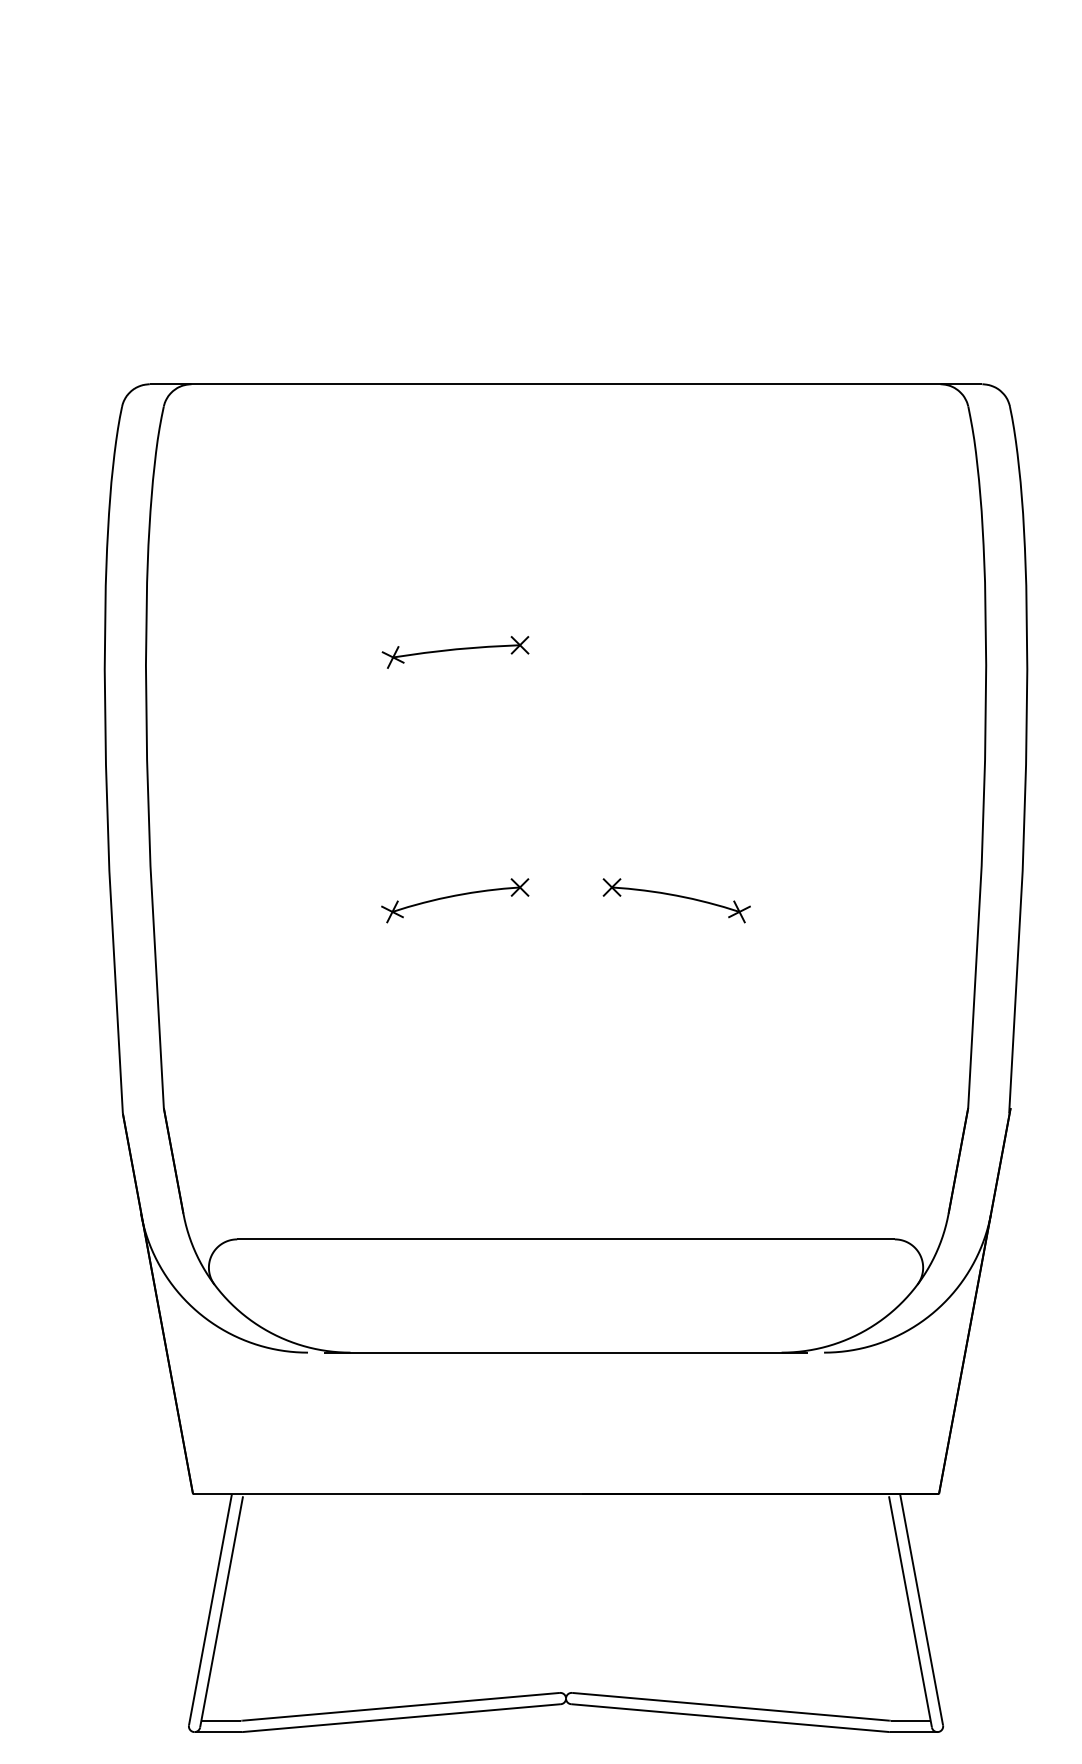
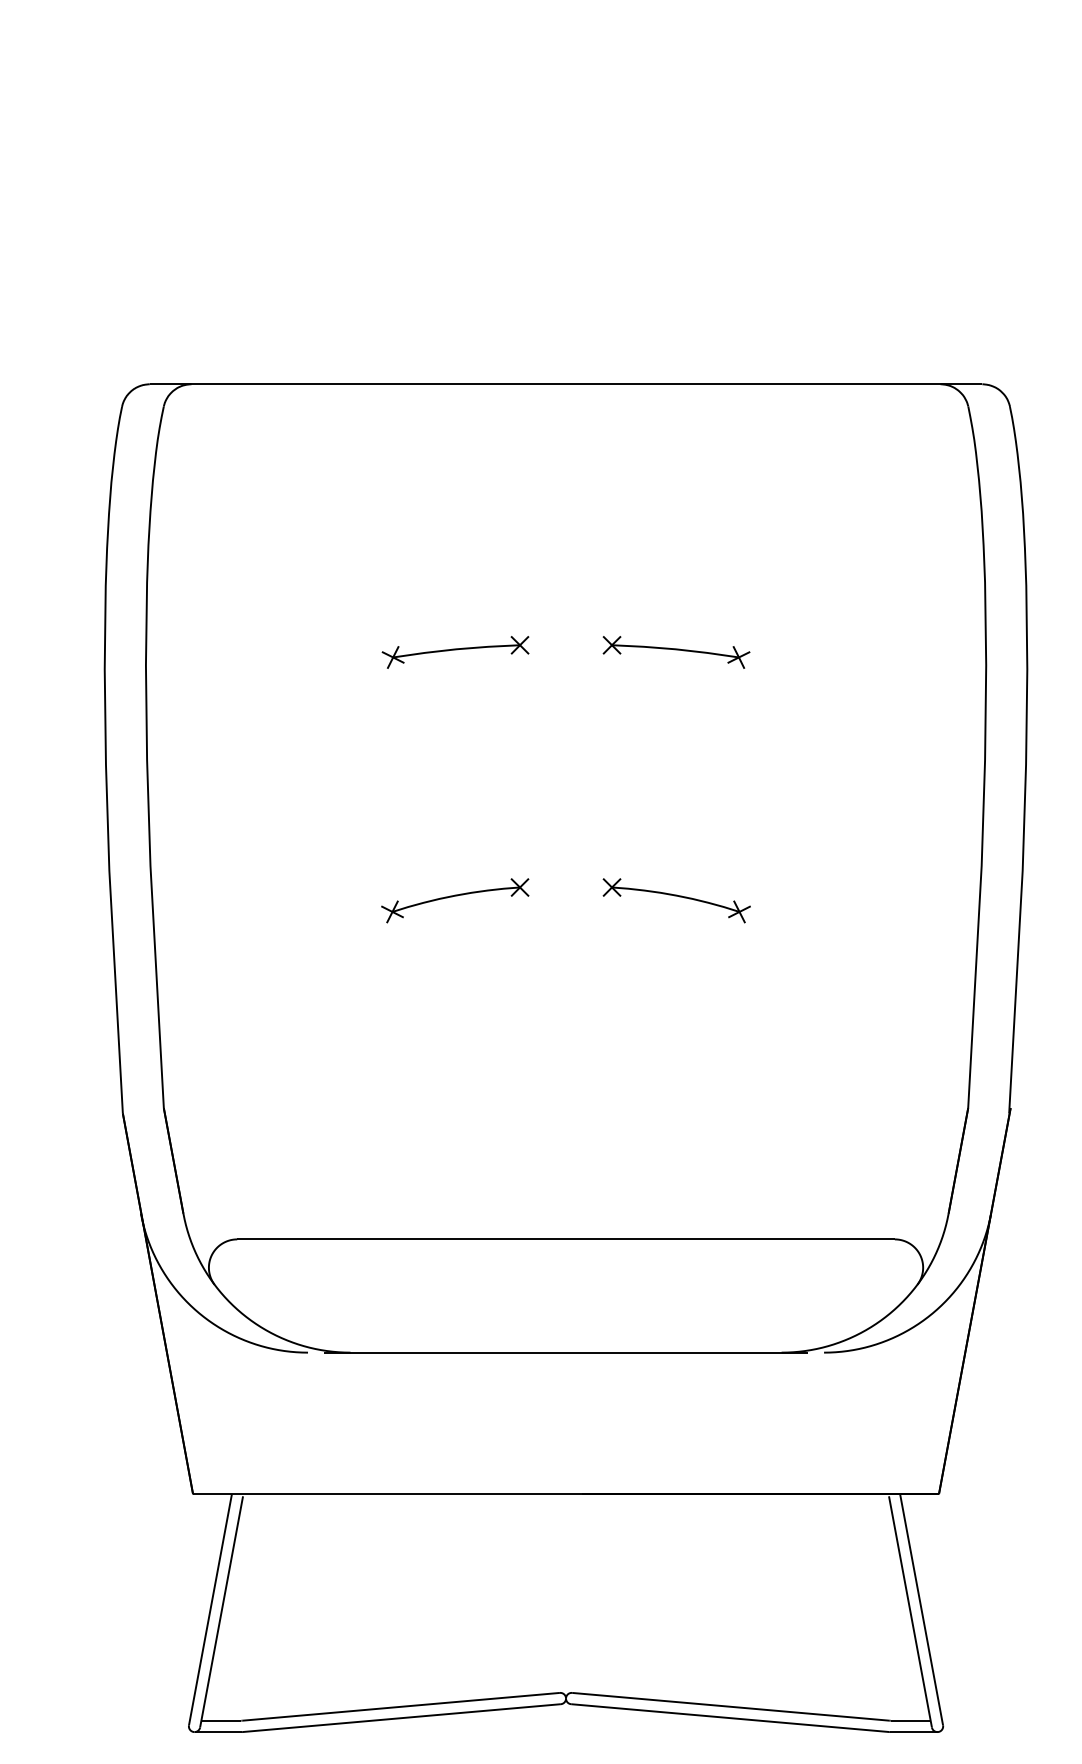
part: none -> present (676, 652)
